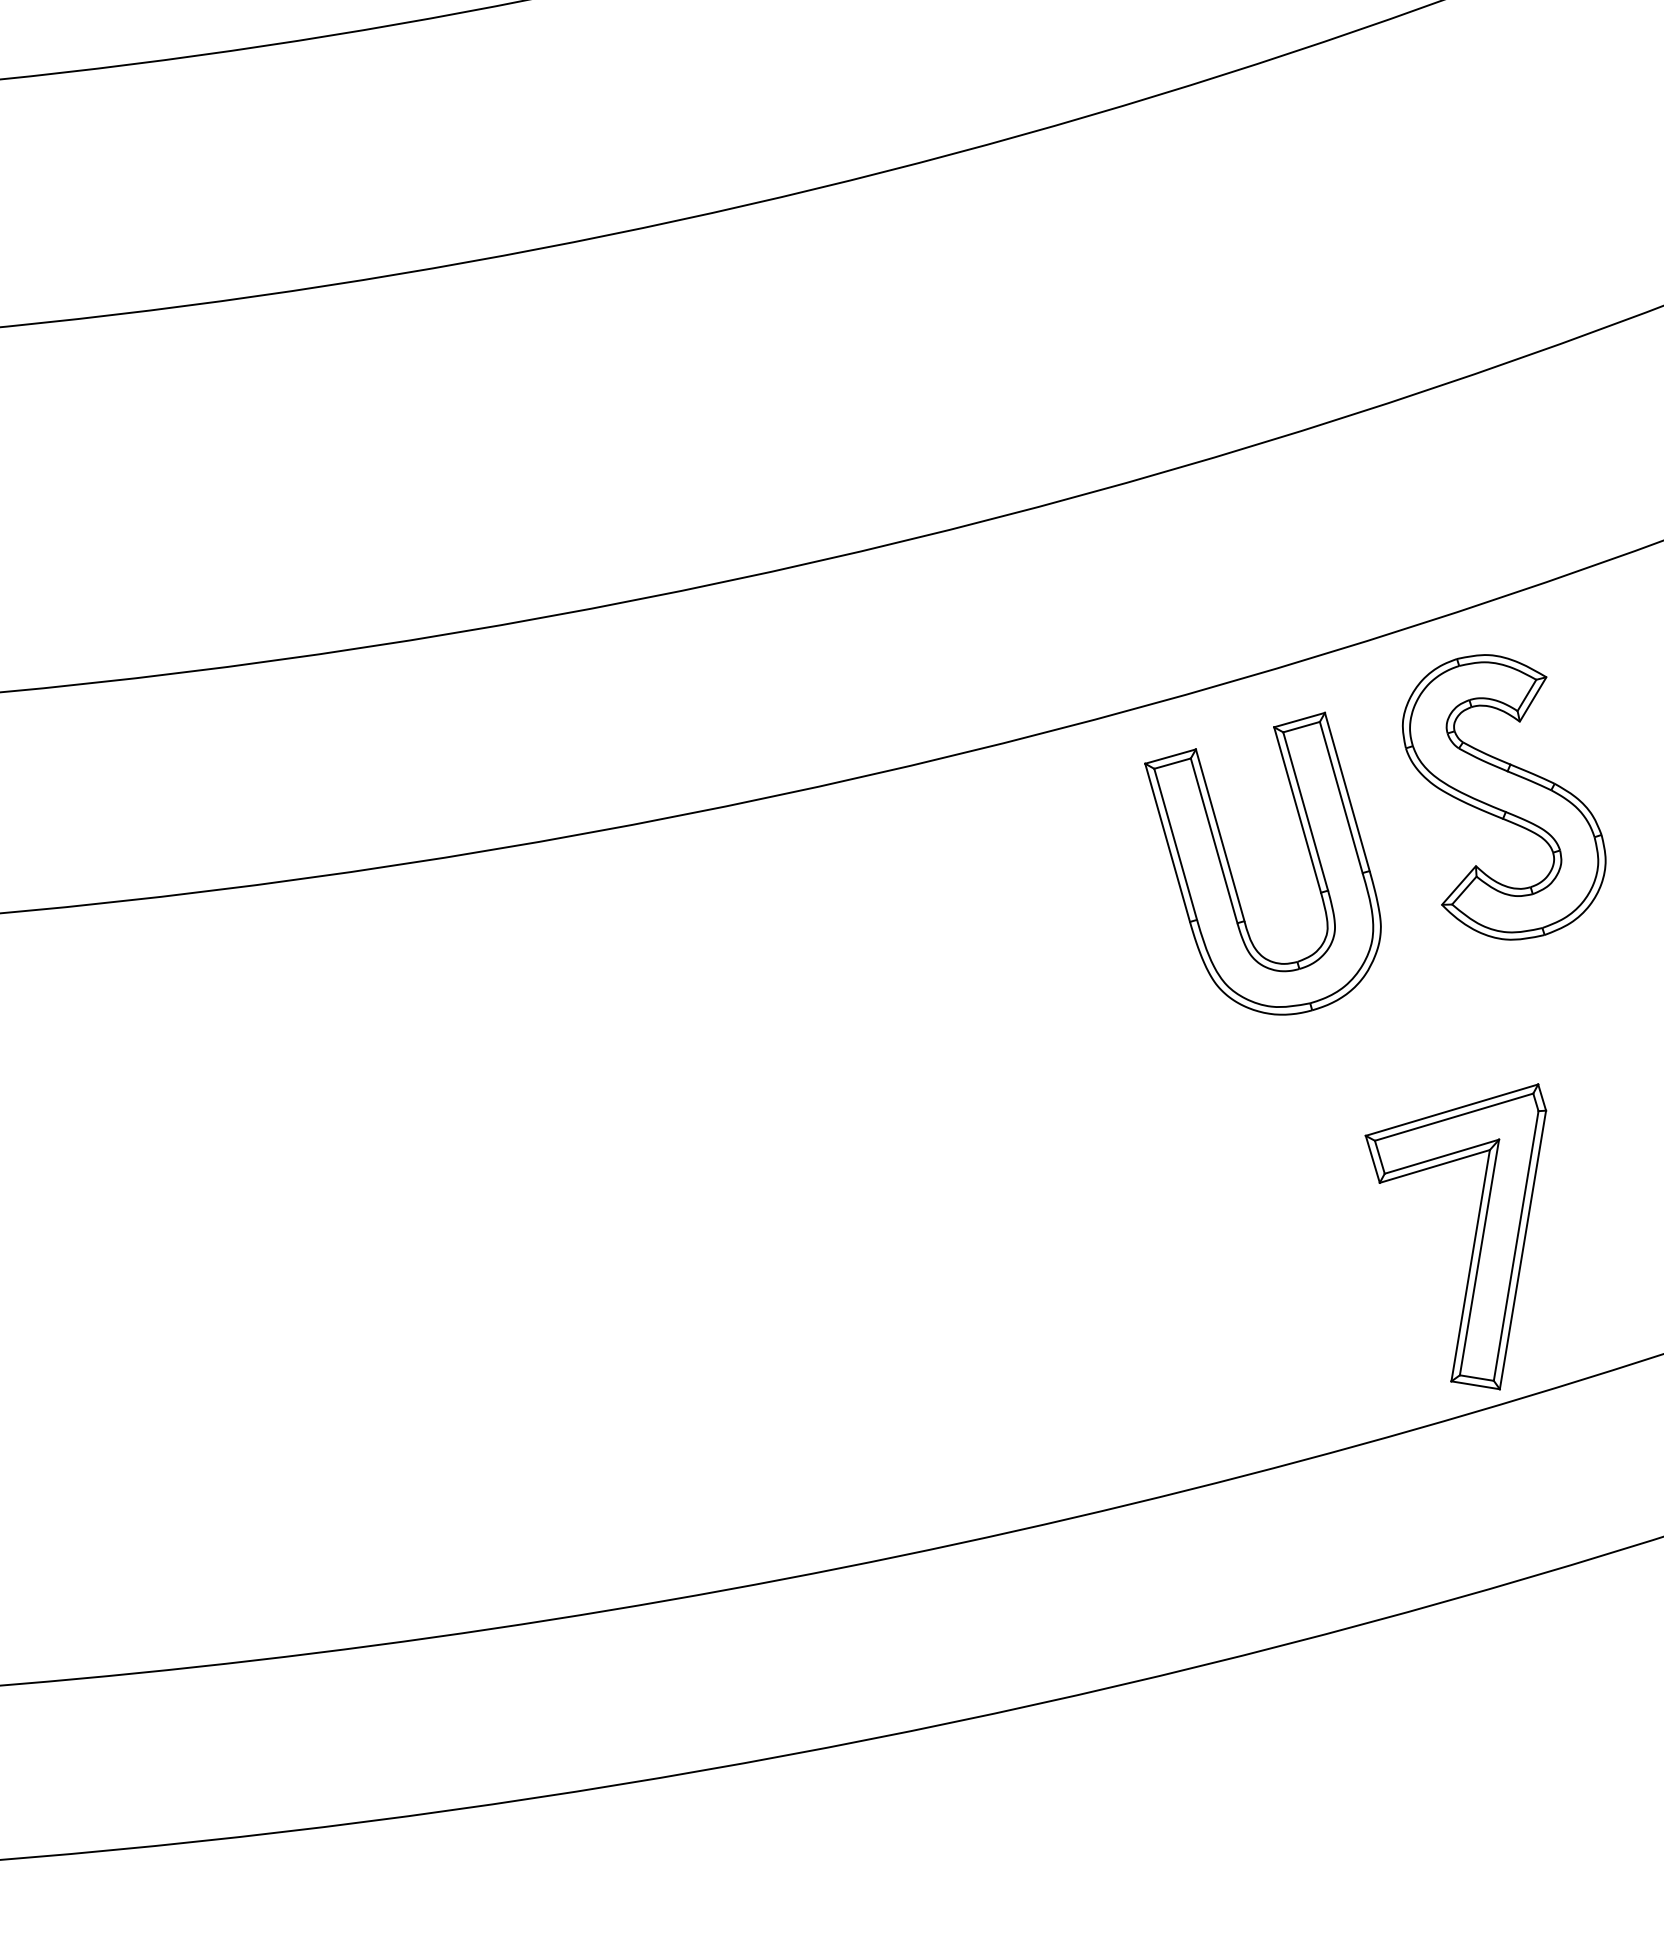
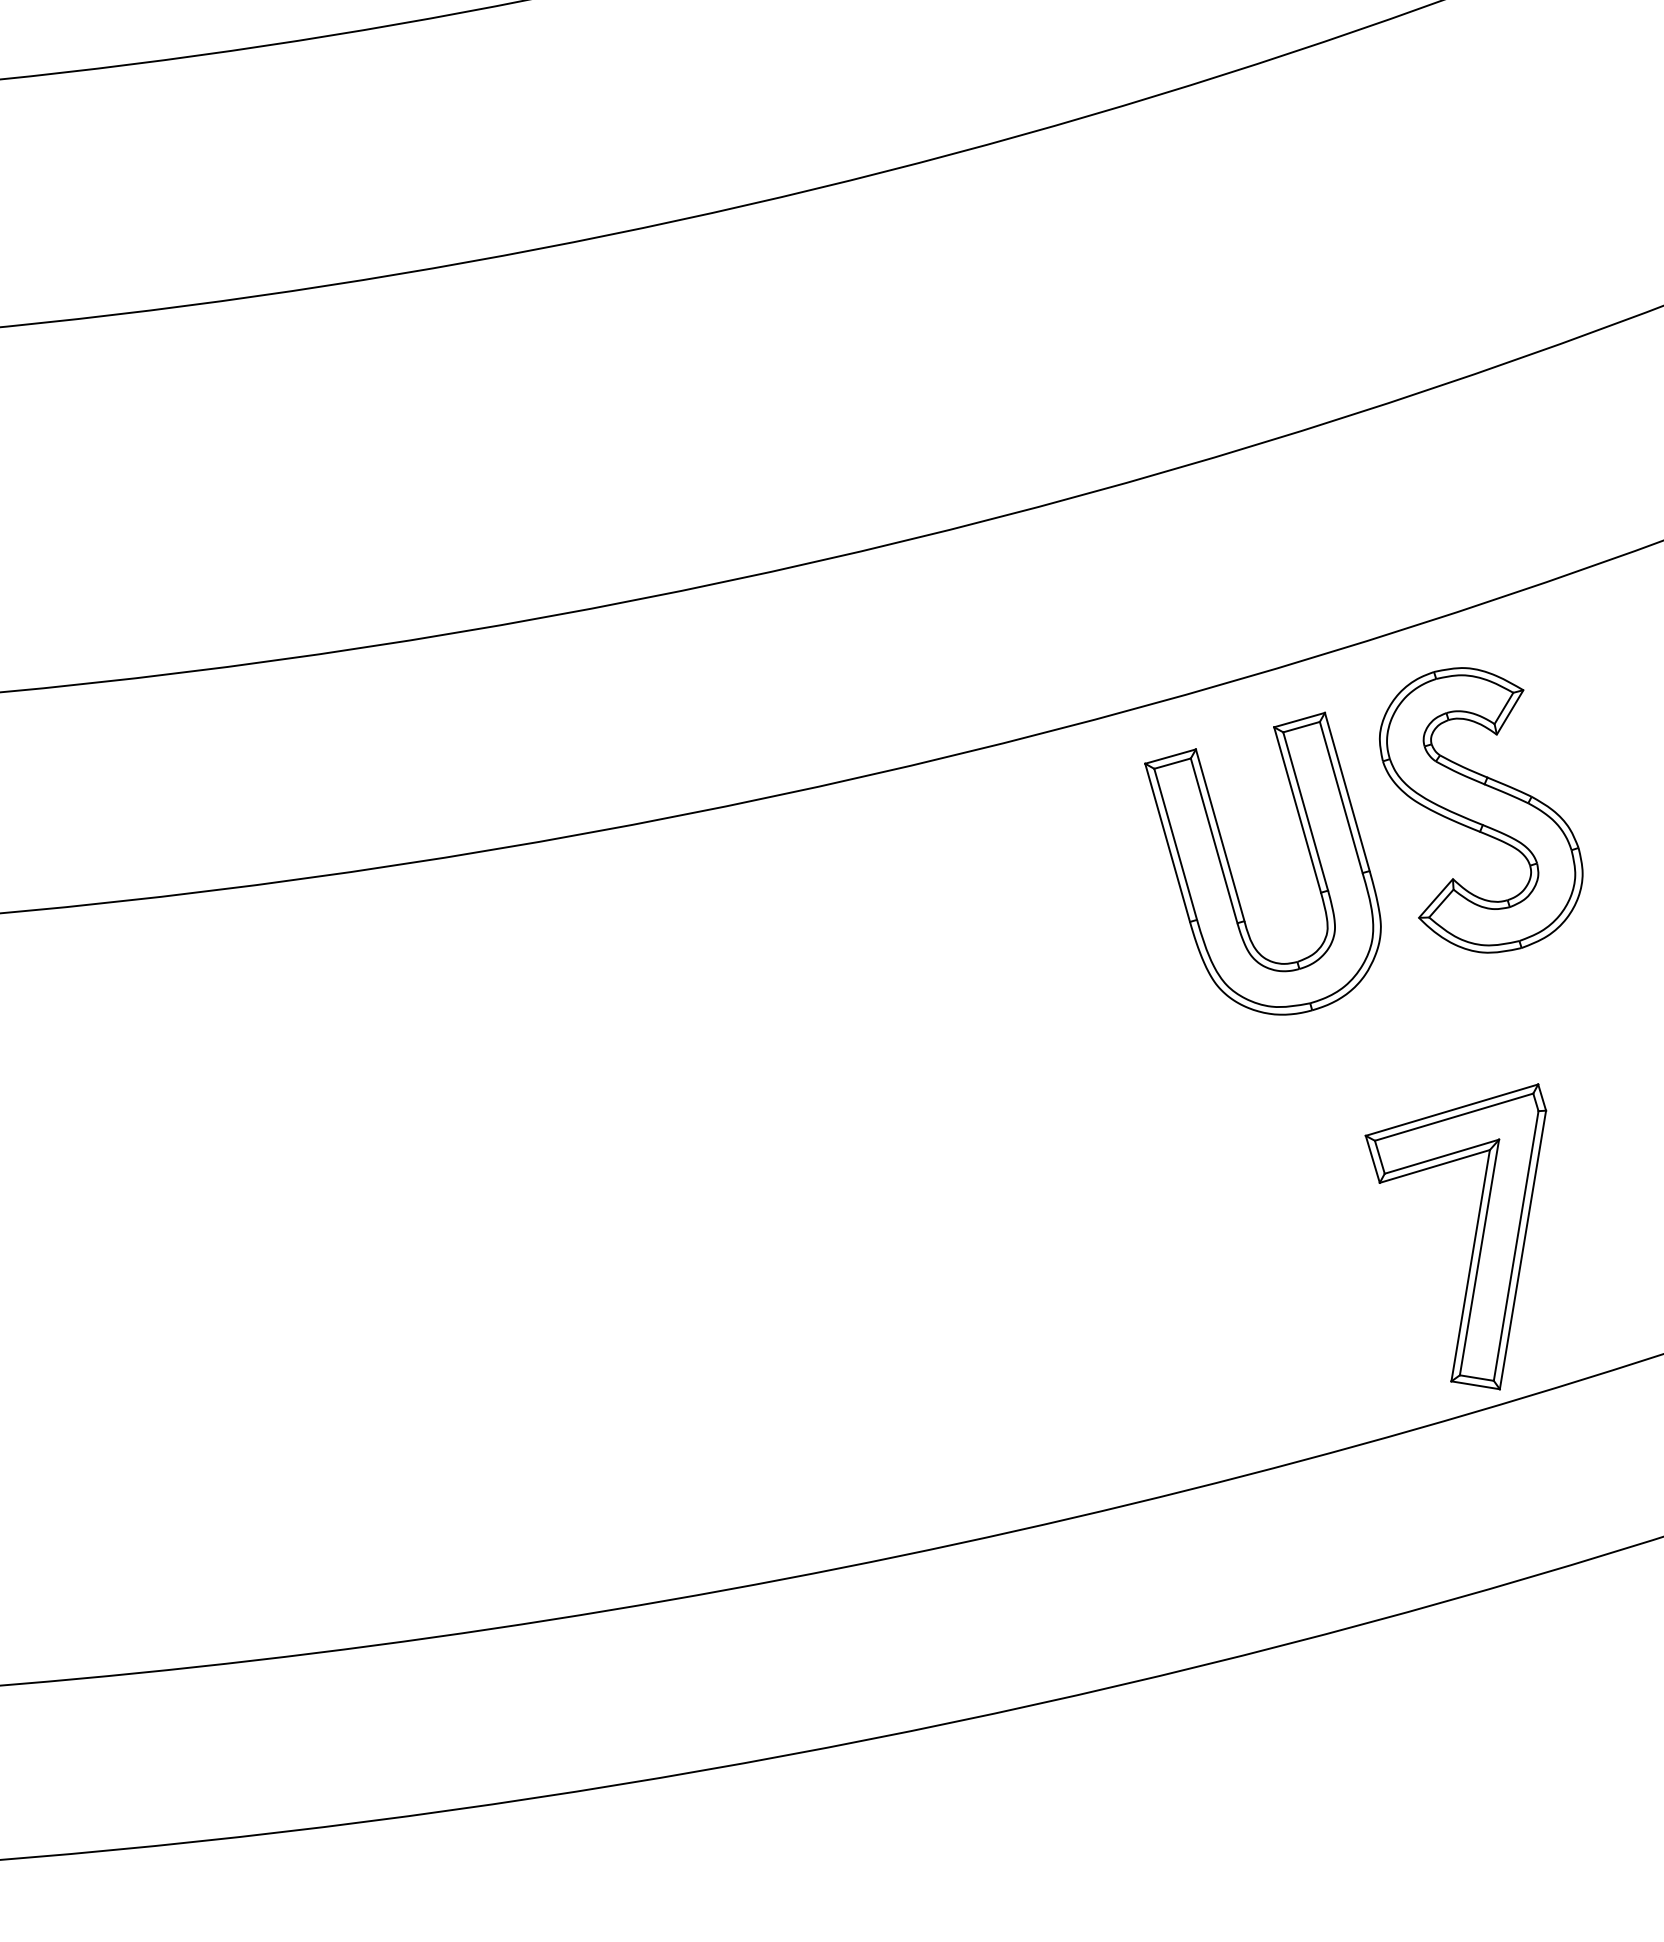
part position: (1504, 797) -> (1481, 810) (1481, 810)
